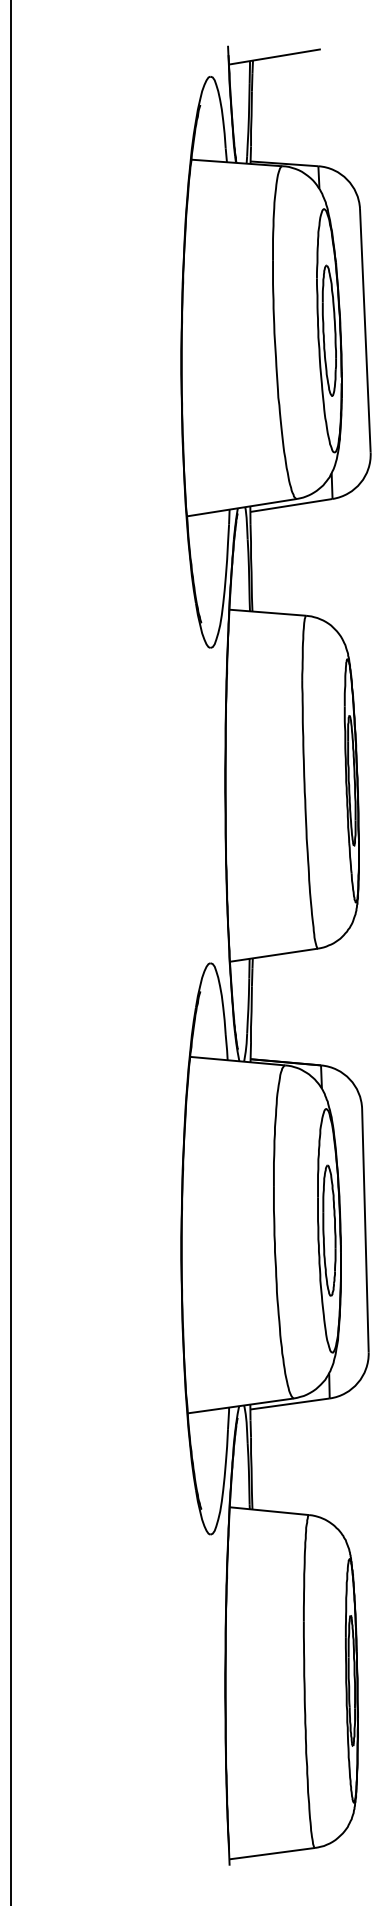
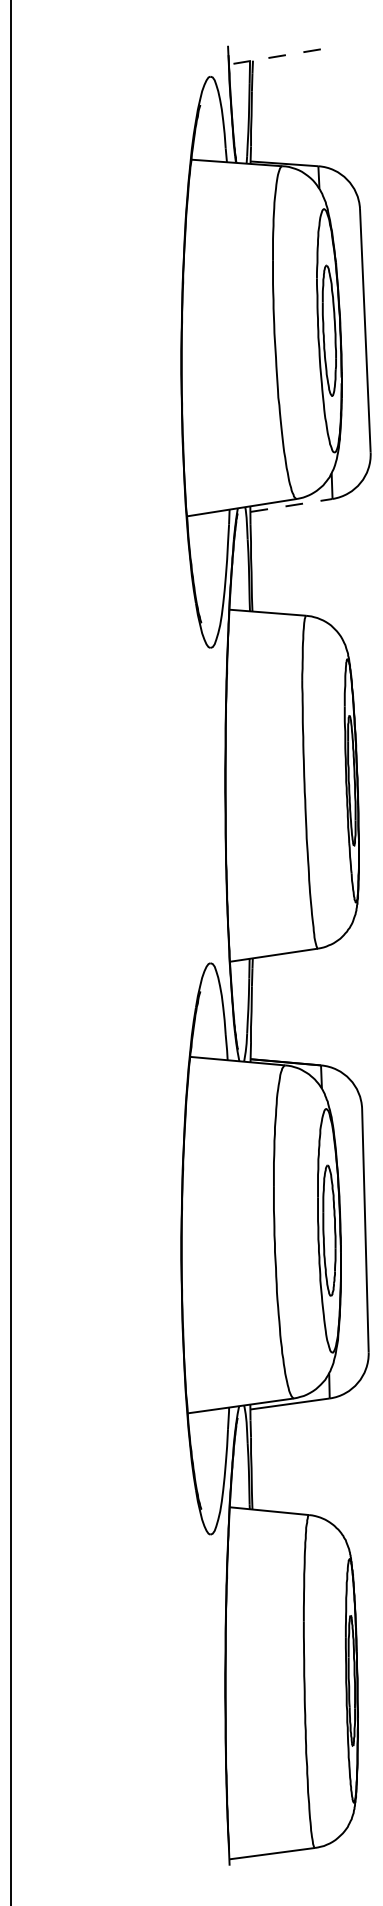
line: solid -> dashed (274, 56)
line: solid -> dashed (291, 505)
